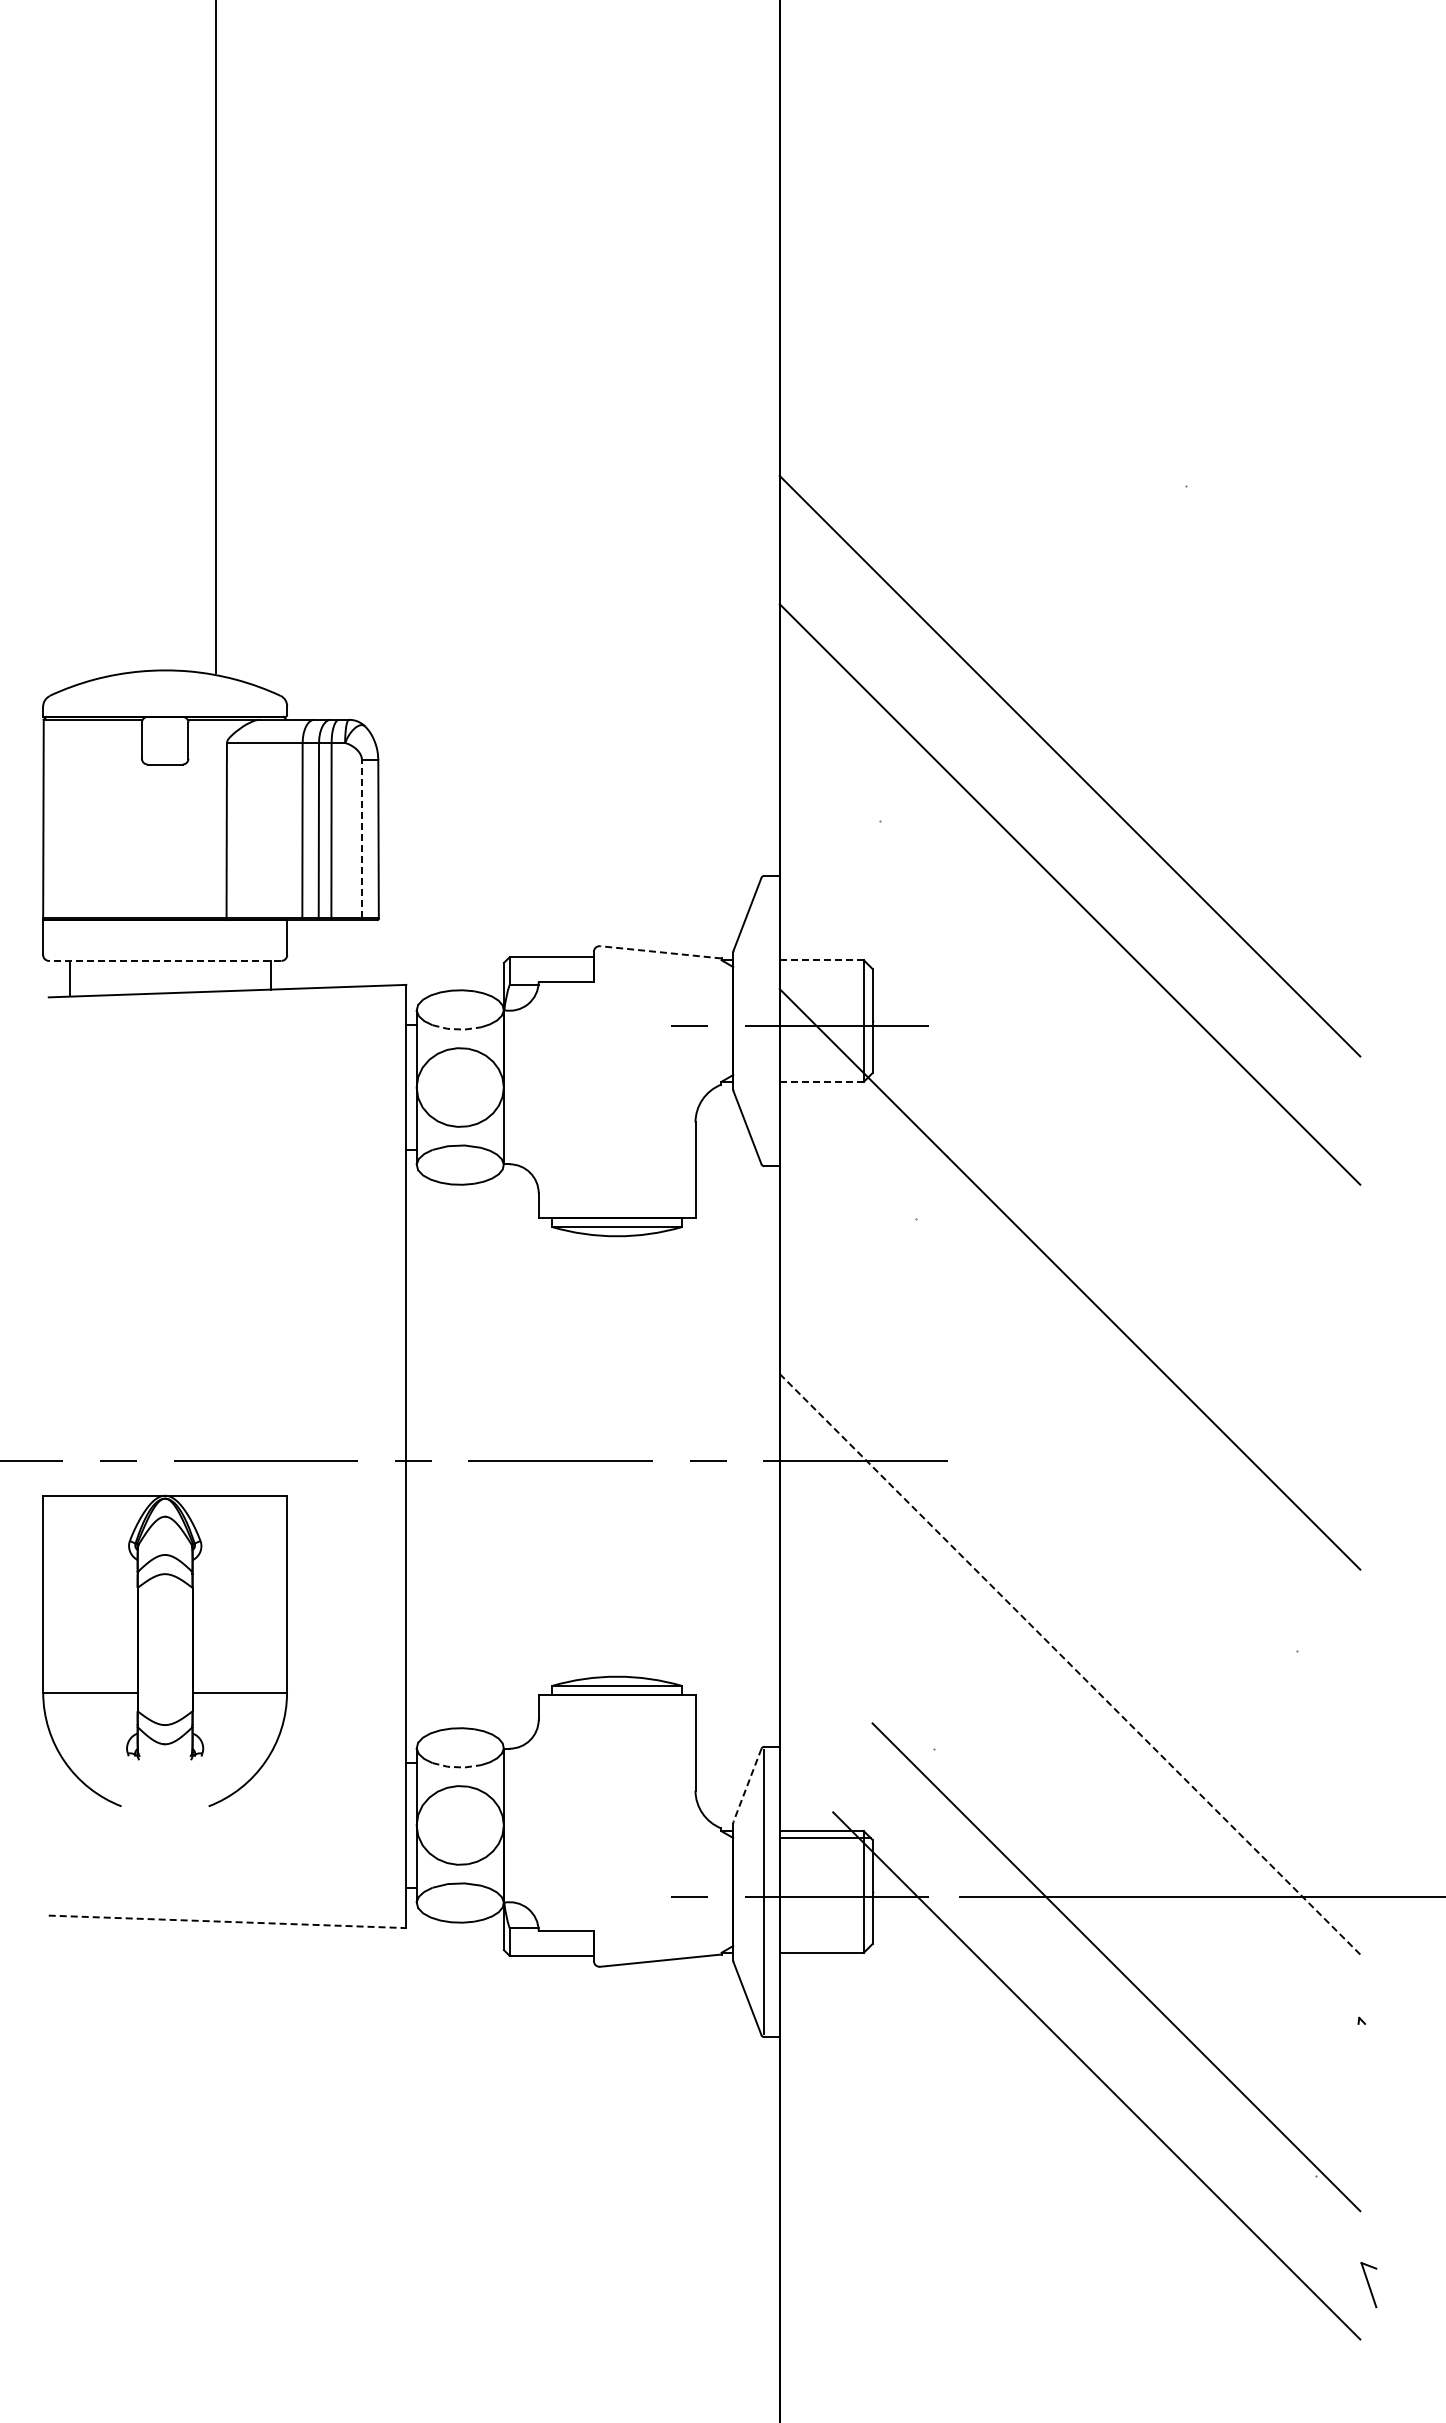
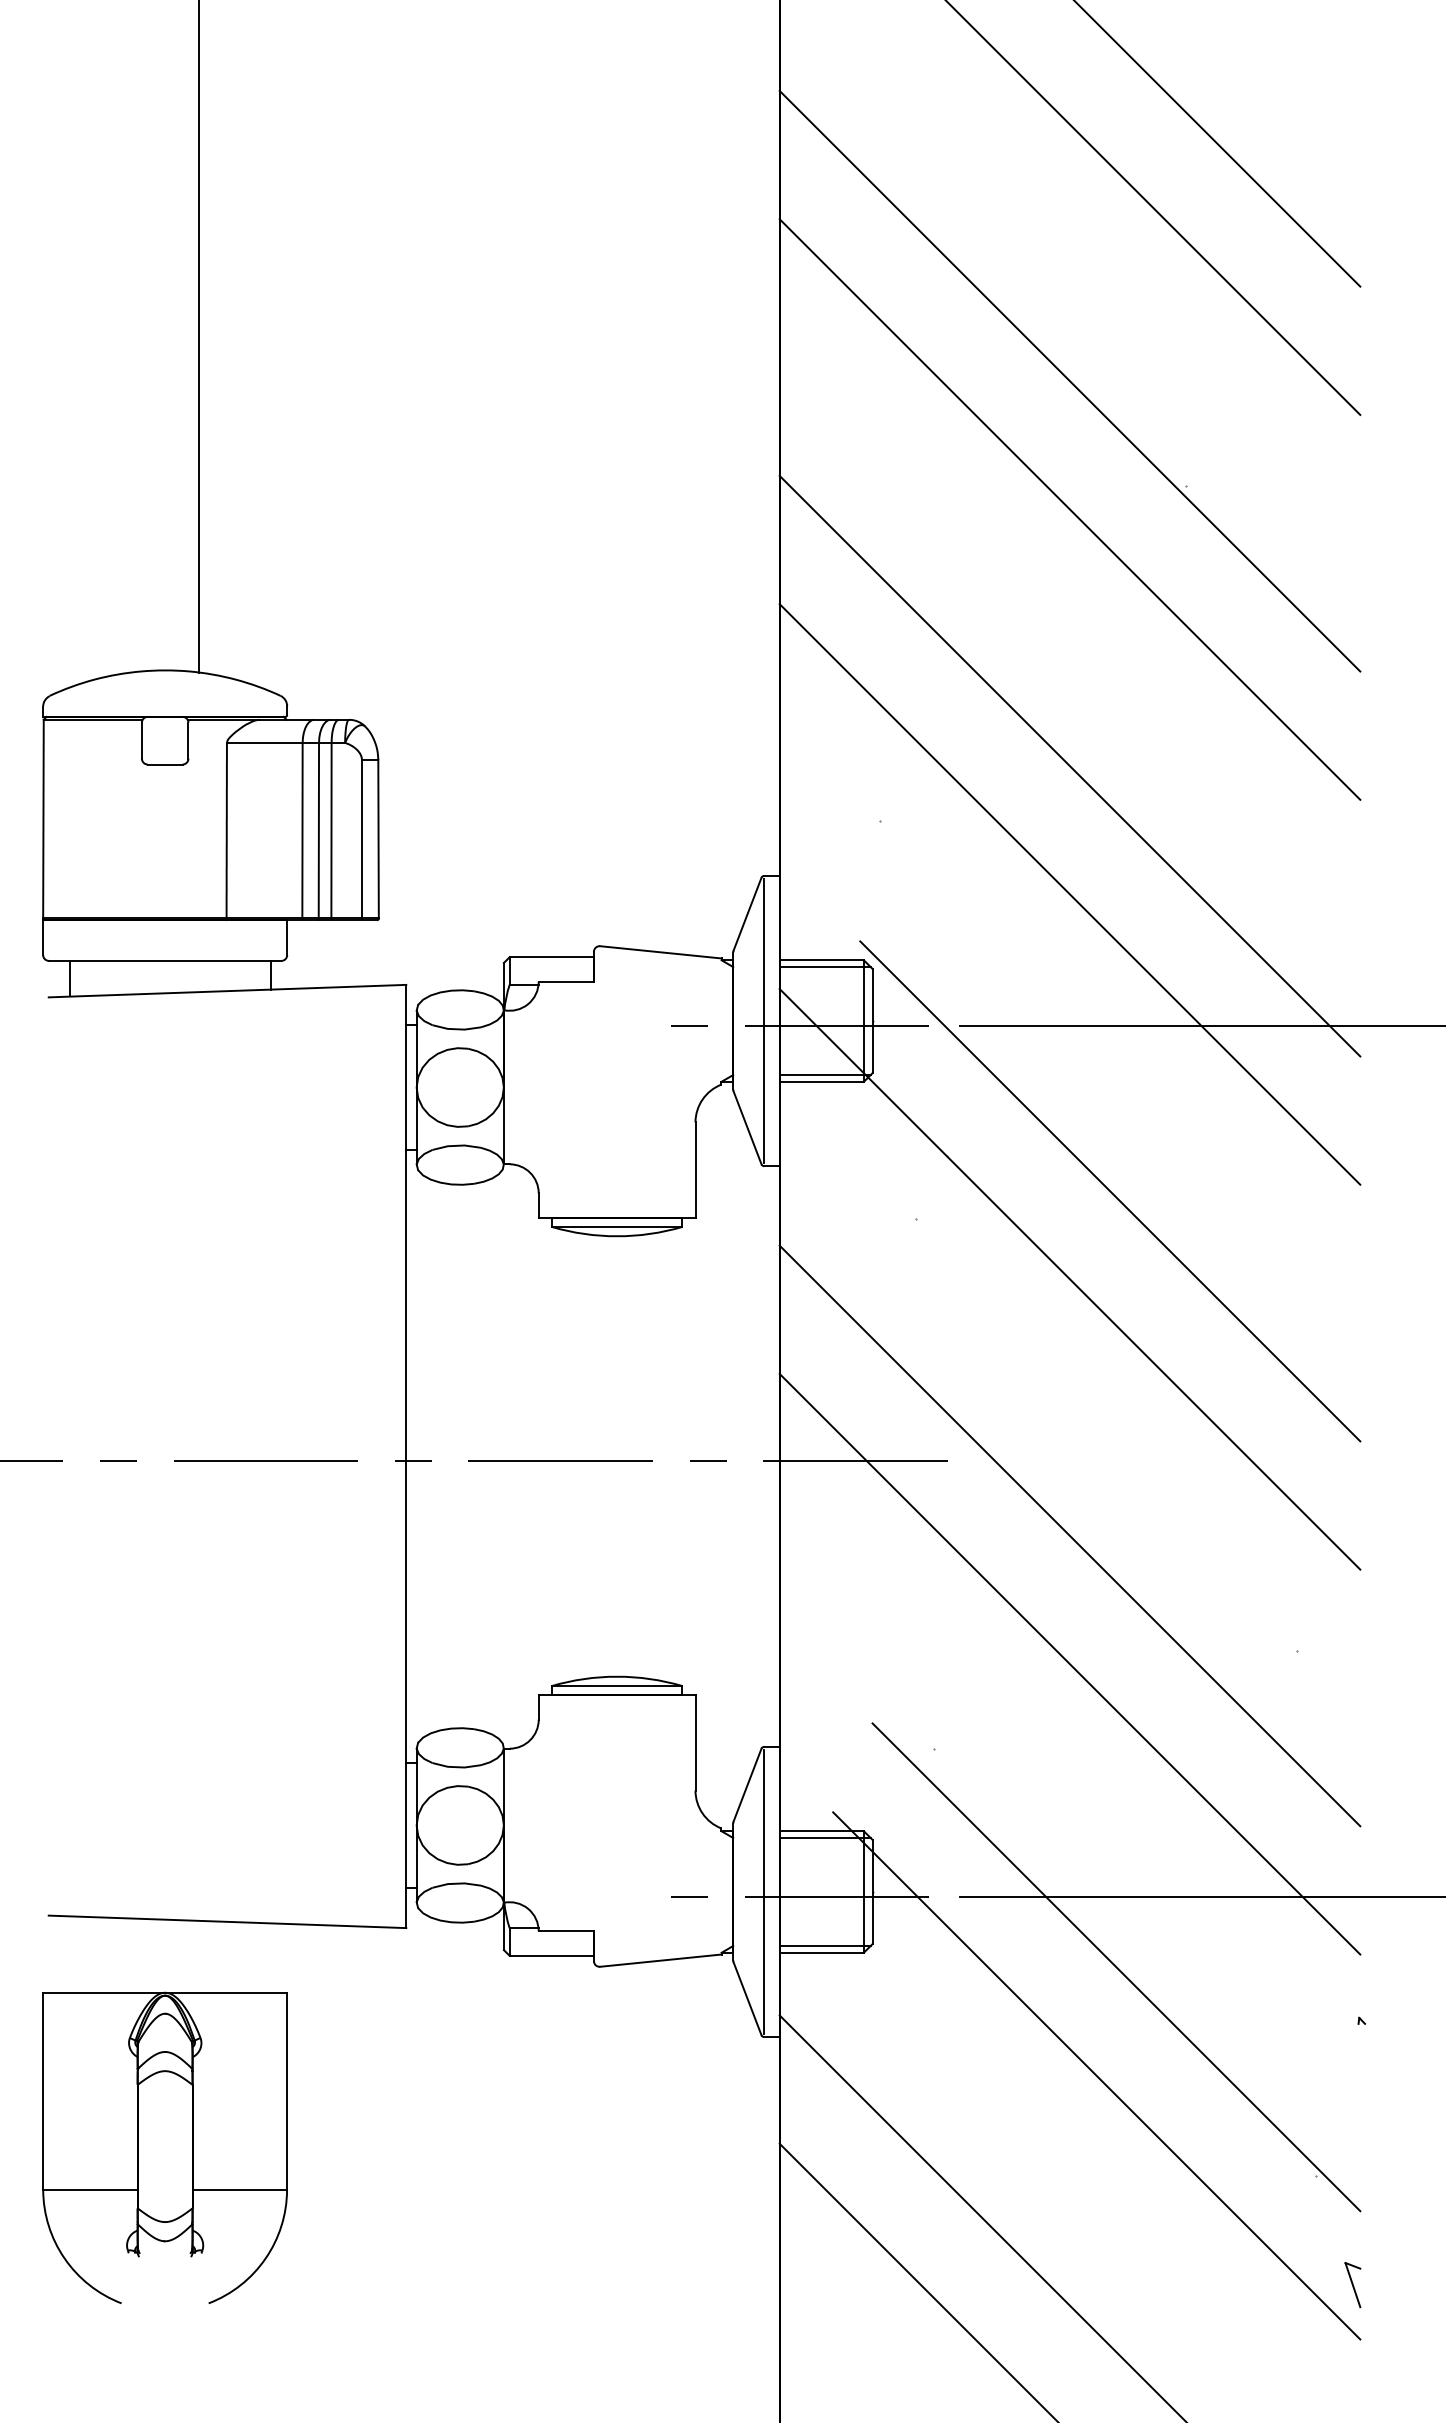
line: none -> present (1218, 144)
line: none -> present (1154, 208)
line position: (216, 337) -> (199, 337) (199, 337)
line: none -> present (1069, 380)
line: none -> present (1069, 509)
line: dashed -> solid (361, 838)
line: dashed -> solid (660, 952)
line: dashed -> solid (164, 960)
line: dashed -> solid (822, 960)
line: none -> present (824, 967)
line: none -> present (764, 1020)
line: none -> present (1200, 1025)
line: dashed -> solid (456, 1029)
line: none -> present (824, 1075)
line: dashed -> solid (822, 1081)
line: none -> present (1110, 1191)
line: none -> present (1069, 1535)
part position: (164, 1650) -> (164, 2147) (164, 2147)
line: dashed -> solid (1069, 1664)
line: dashed -> solid (456, 1767)
line: dashed -> solid (747, 1785)
line: dashed -> solid (227, 1921)
line: none -> present (824, 1945)
line: none -> present (981, 2217)
line: none -> present (917, 2281)
part position: (1368, 2285) -> (1352, 2285) (1352, 2285)
